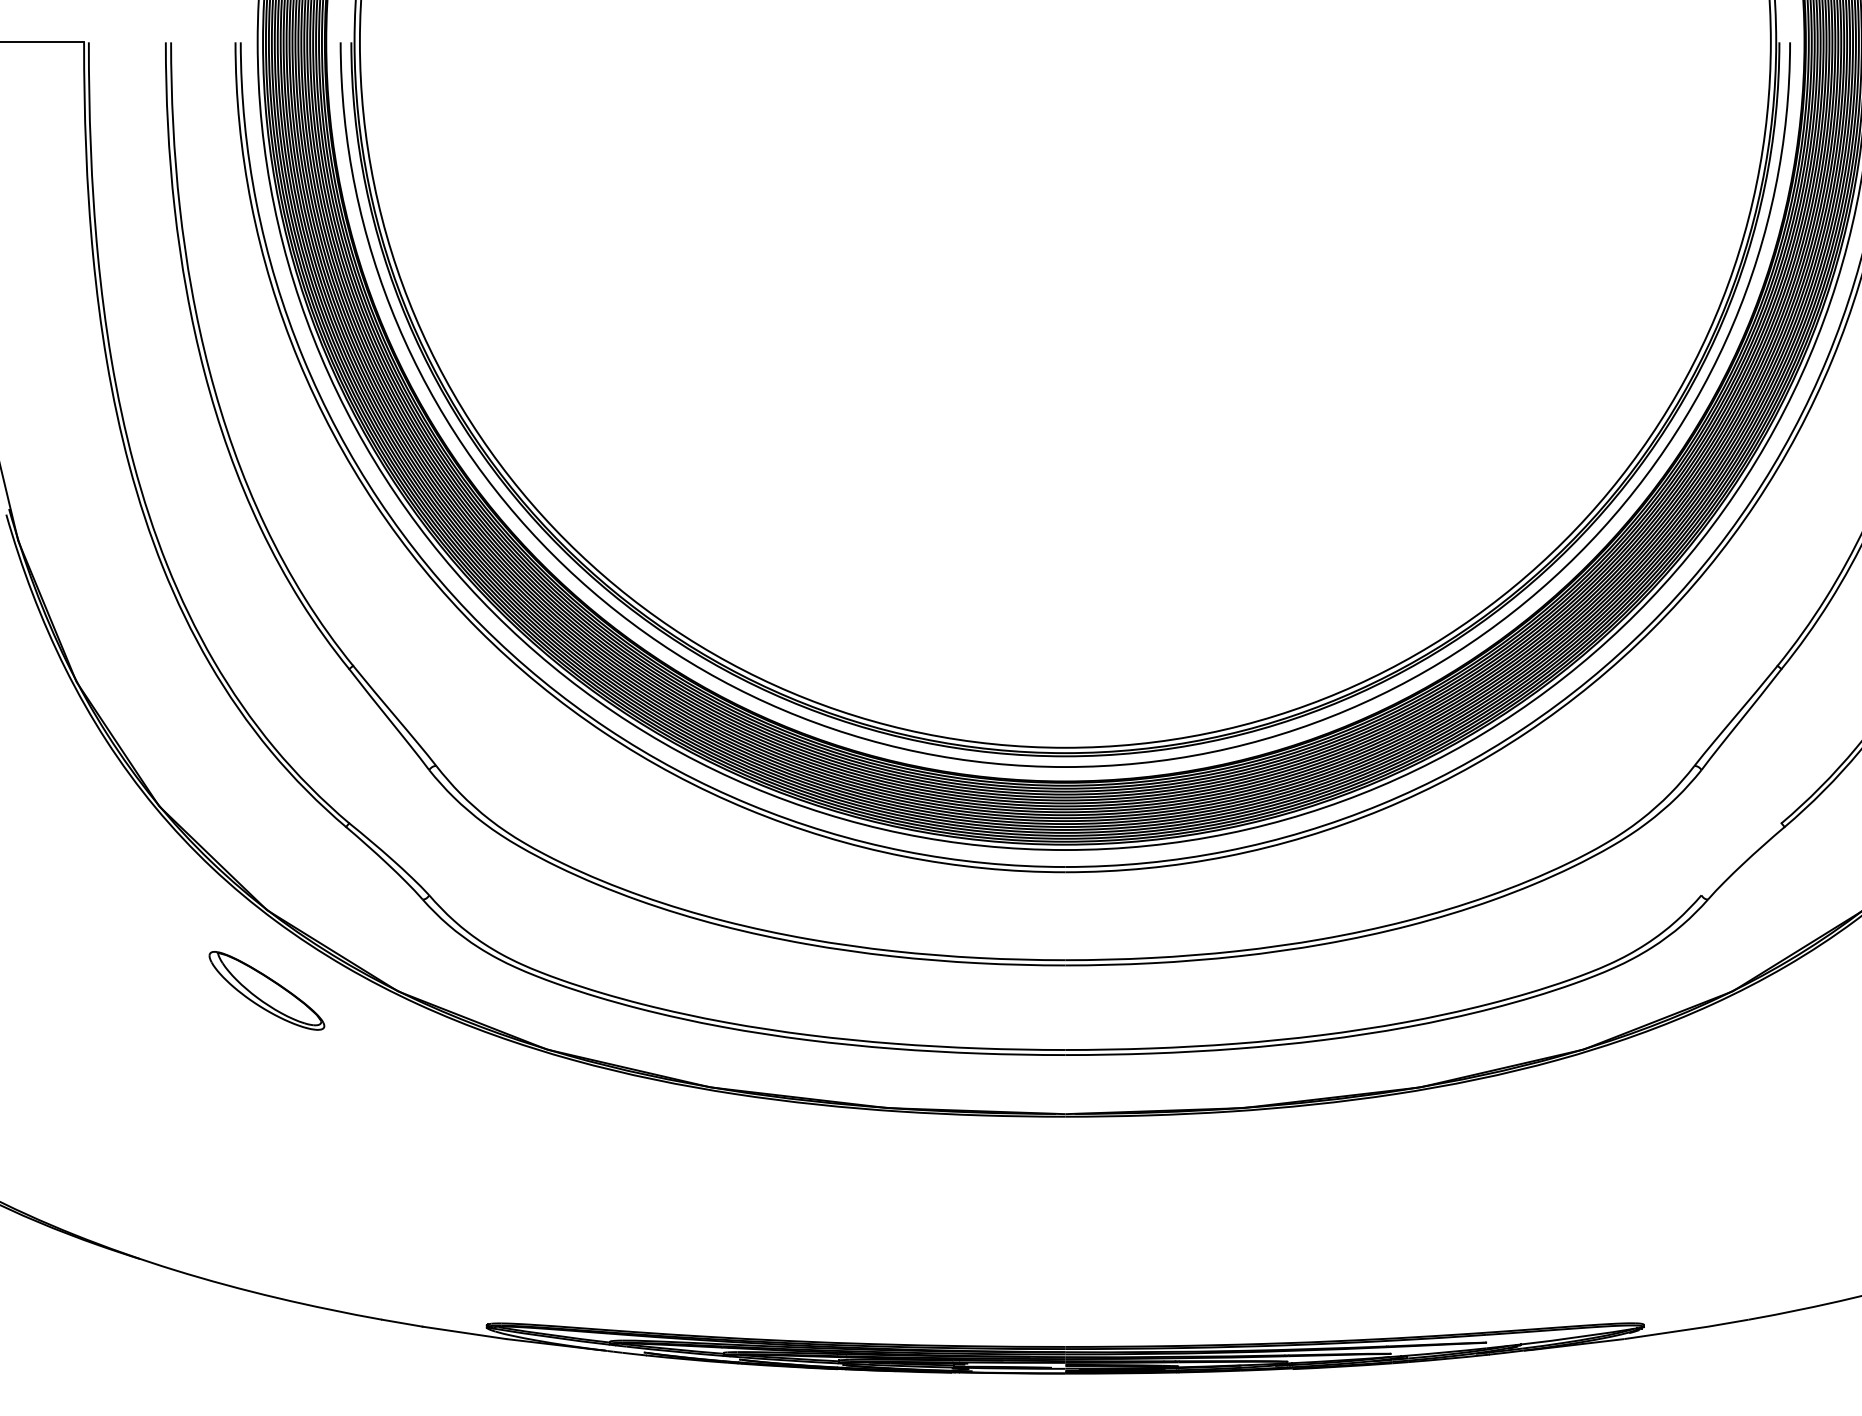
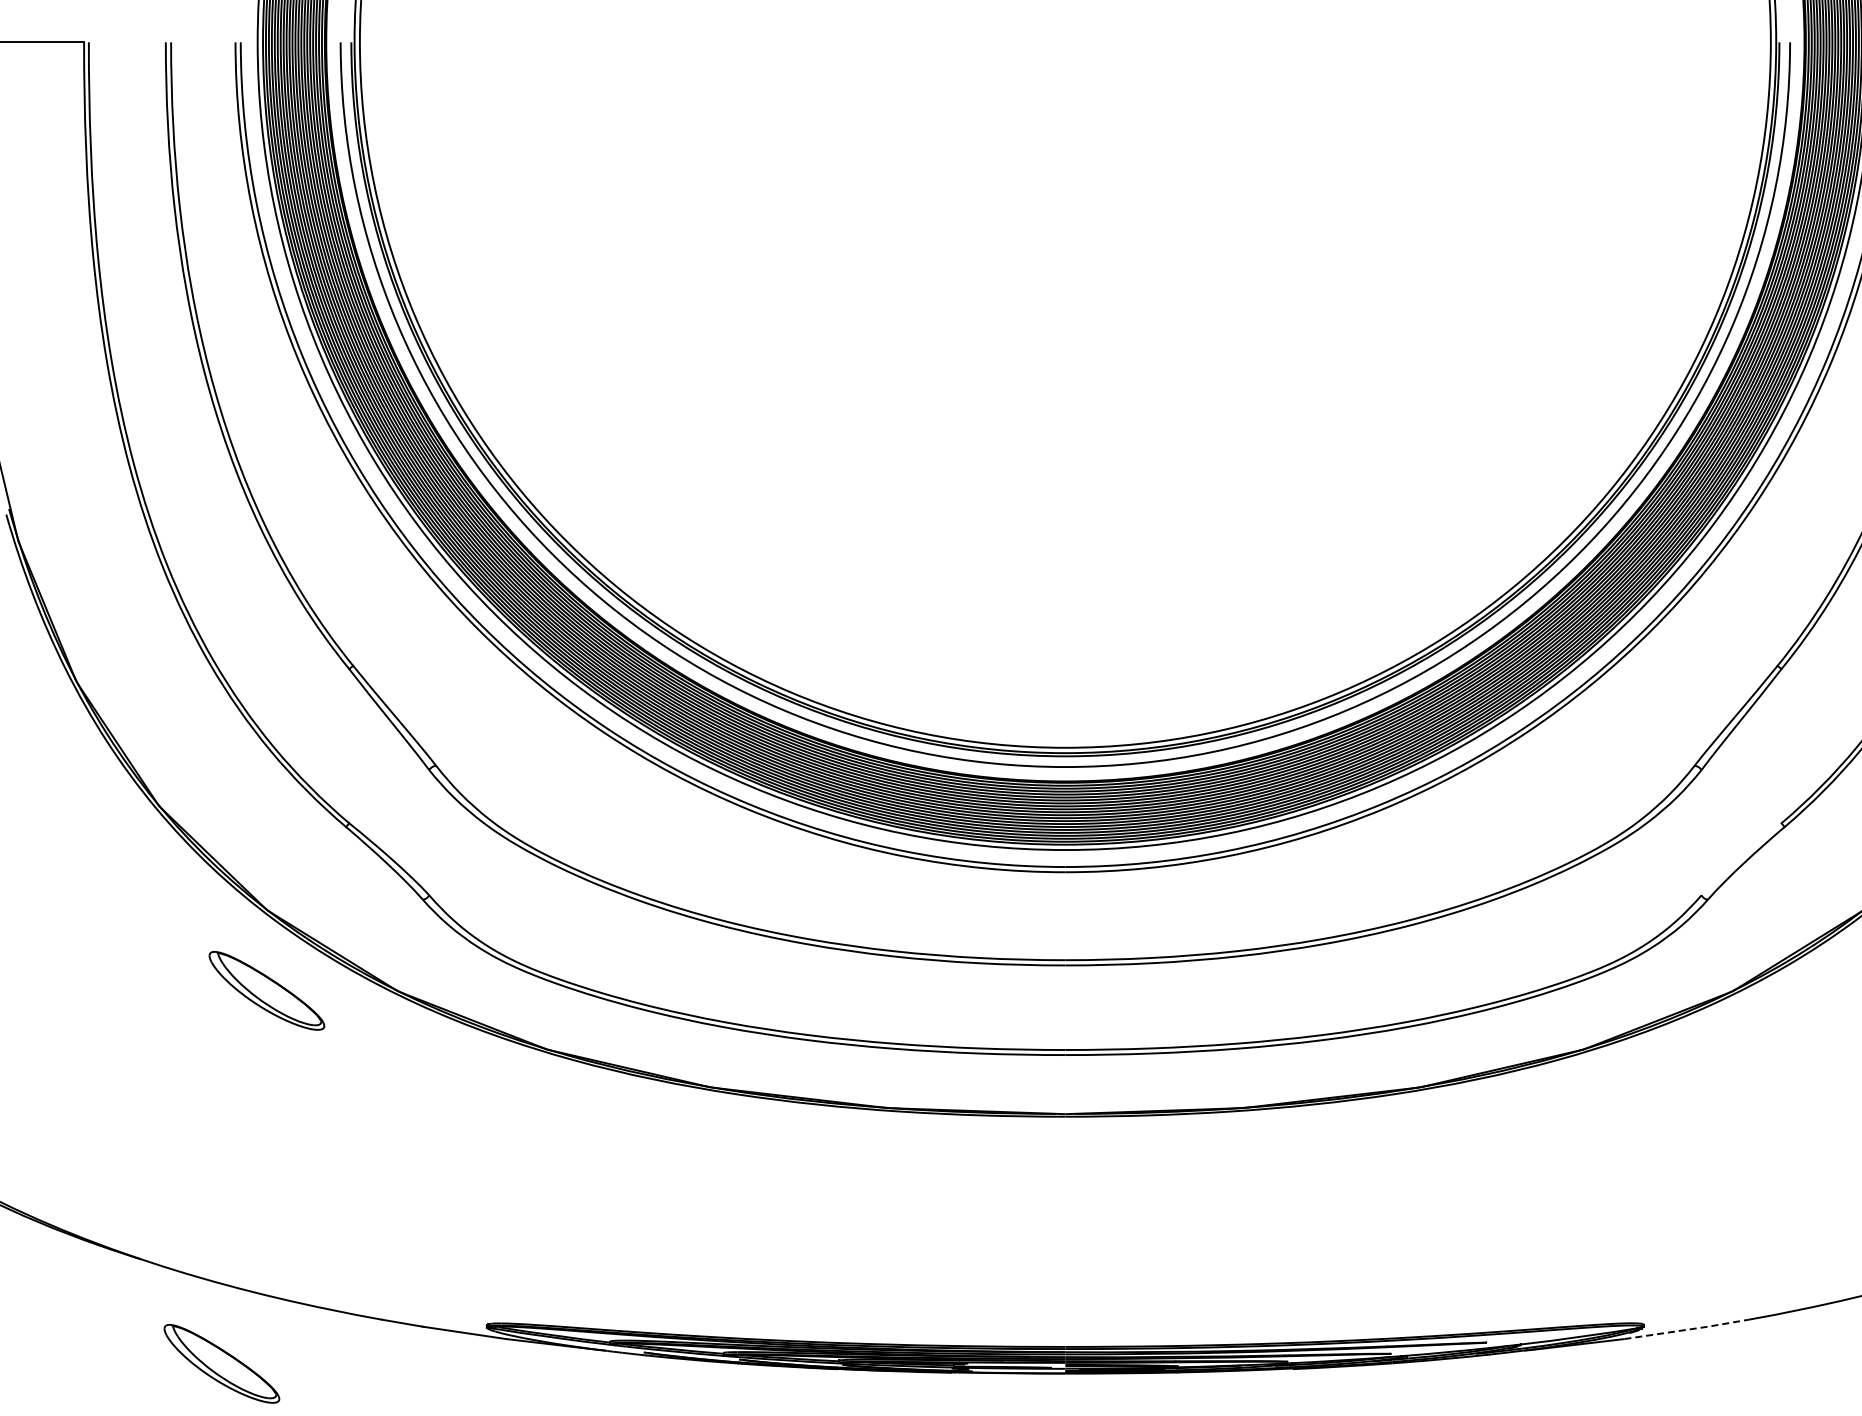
line: solid -> dashed (1687, 1329)
part: none -> present (221, 1363)
